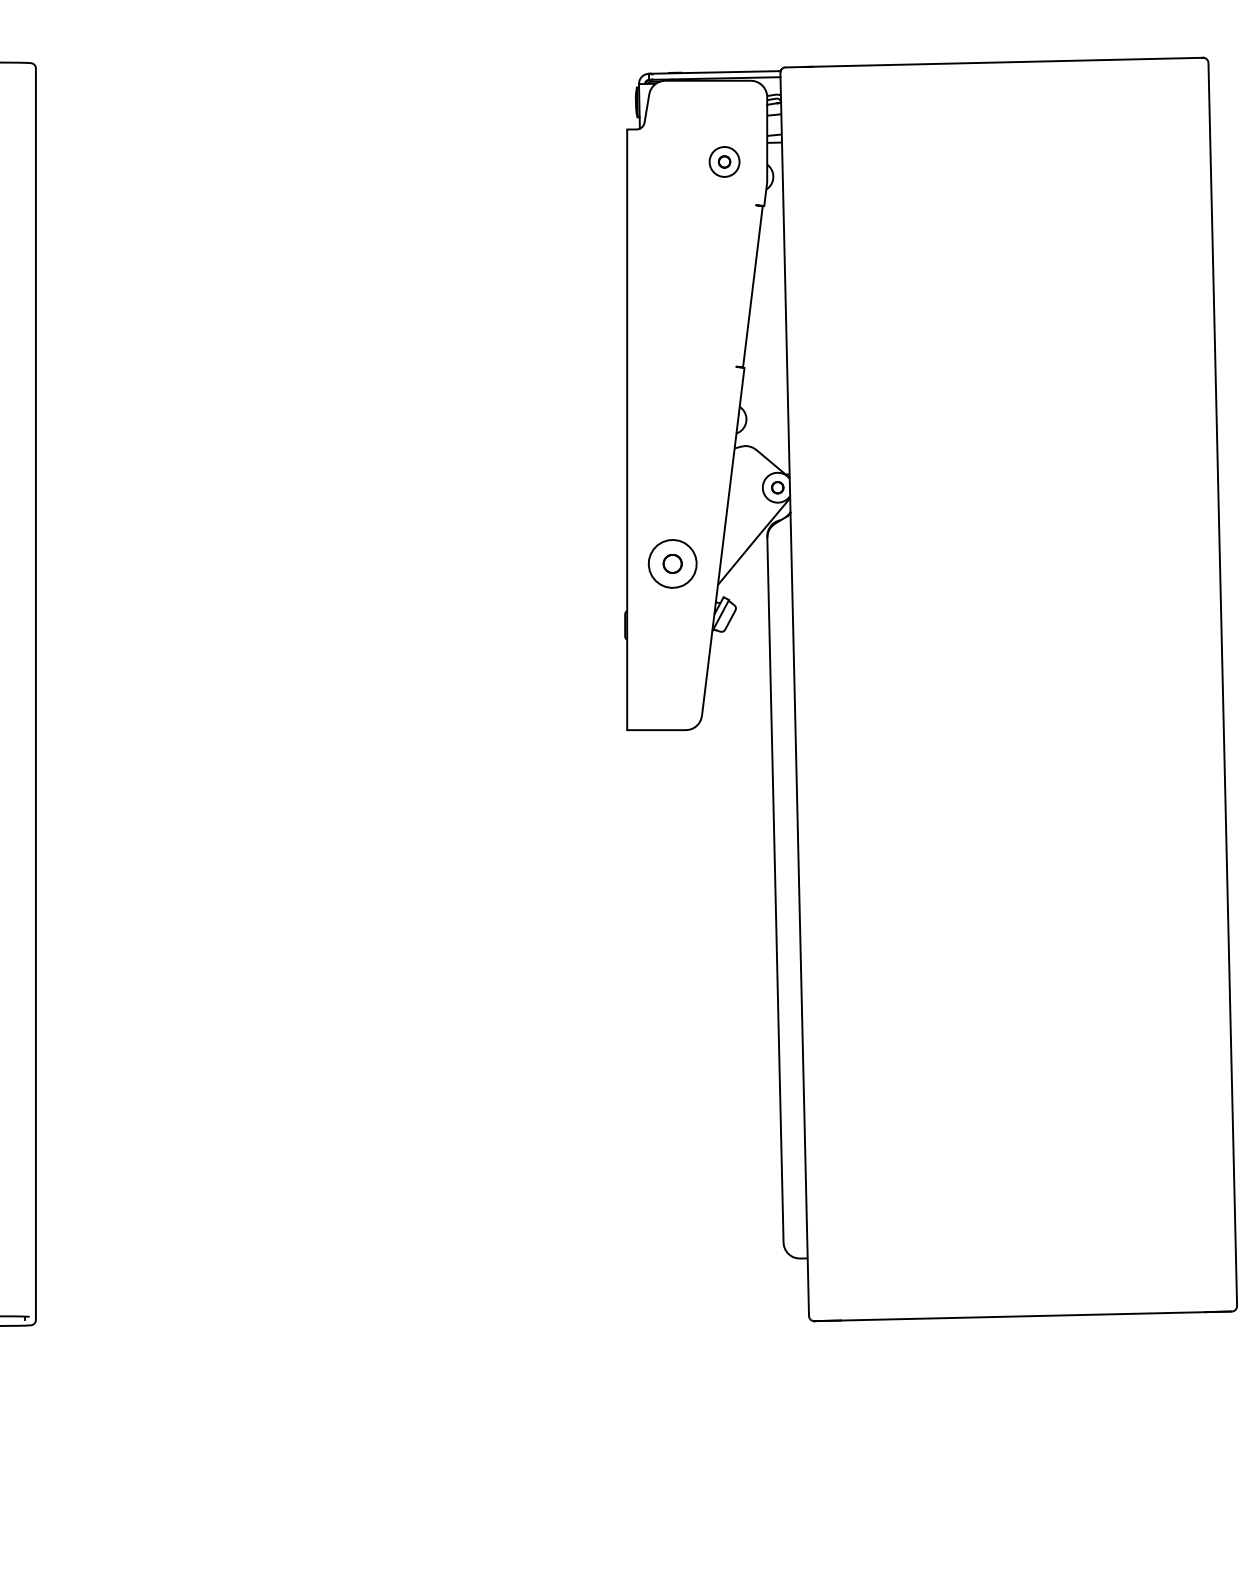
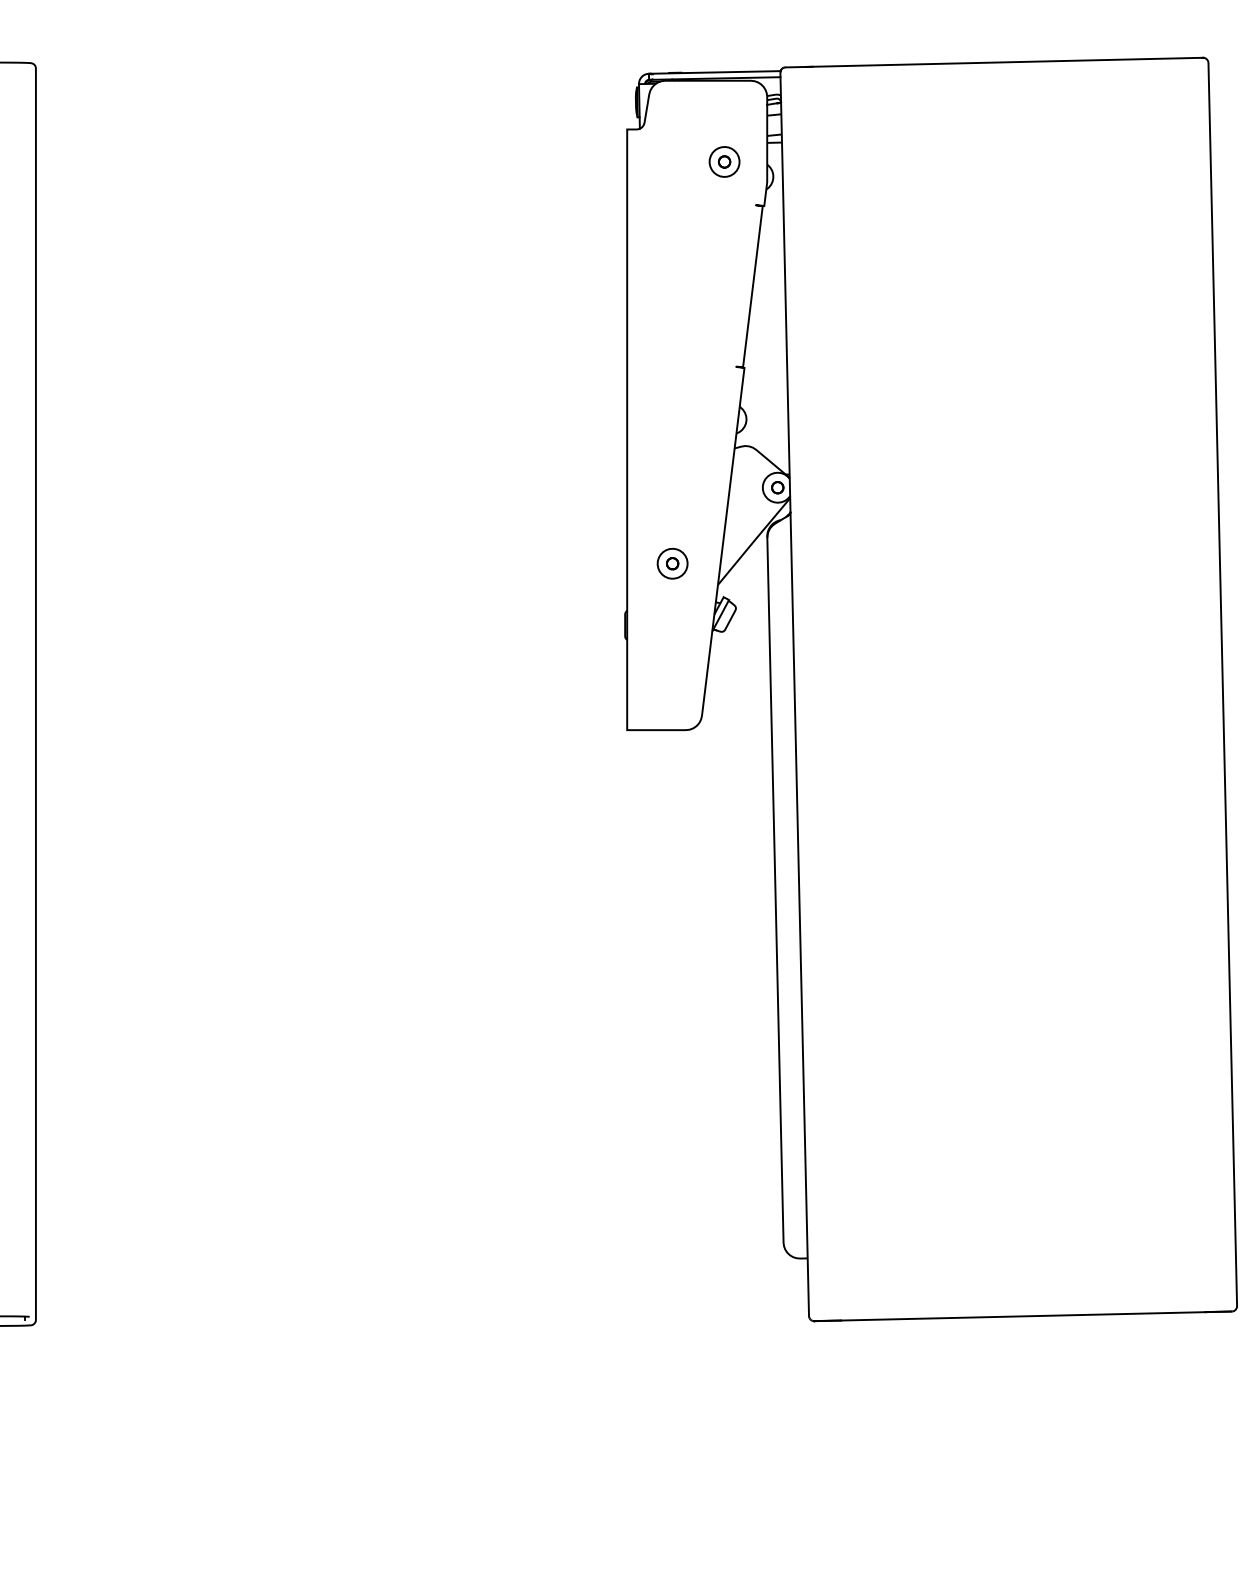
part size: 51x50 px -> 33x33 px (672, 563)
